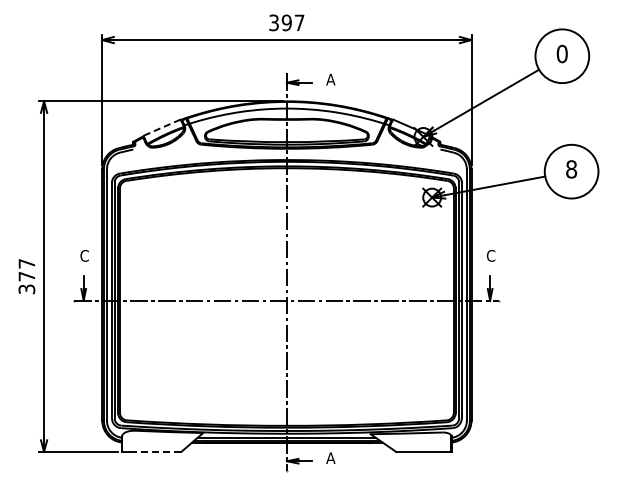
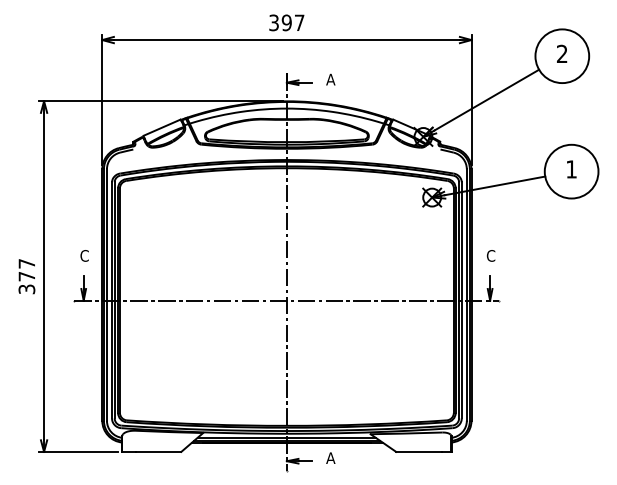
text: 0 -> 2 (561, 53)
line: dashed -> solid (162, 127)
text: 8 -> 1 (571, 169)
line: dashed -> solid (158, 451)
